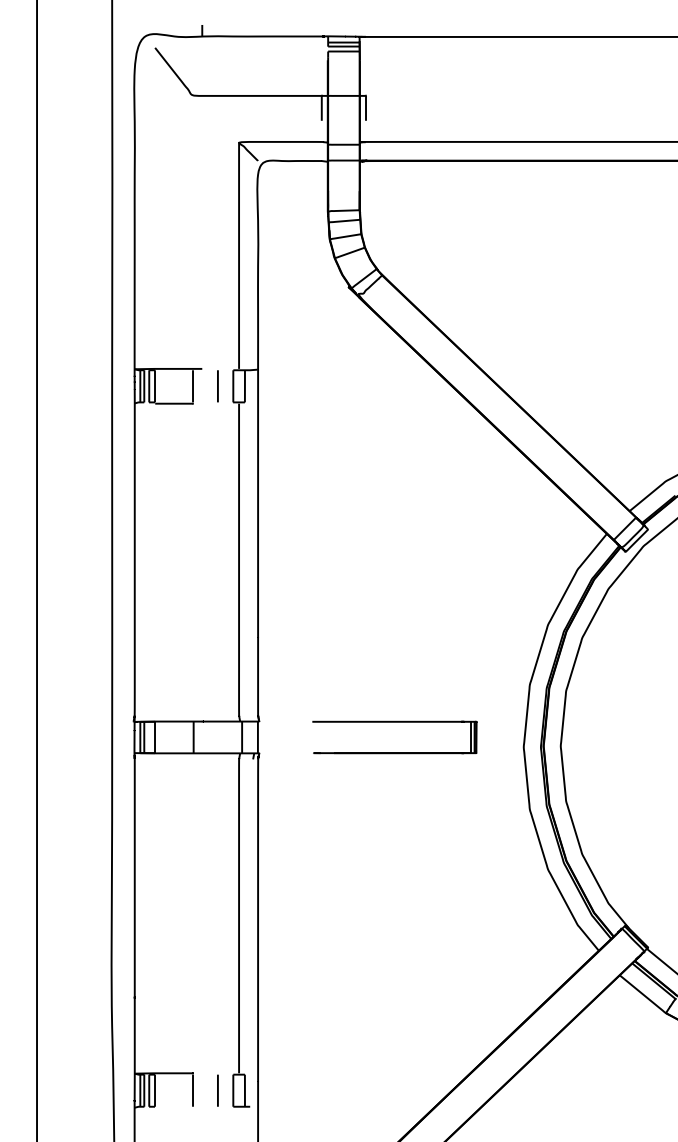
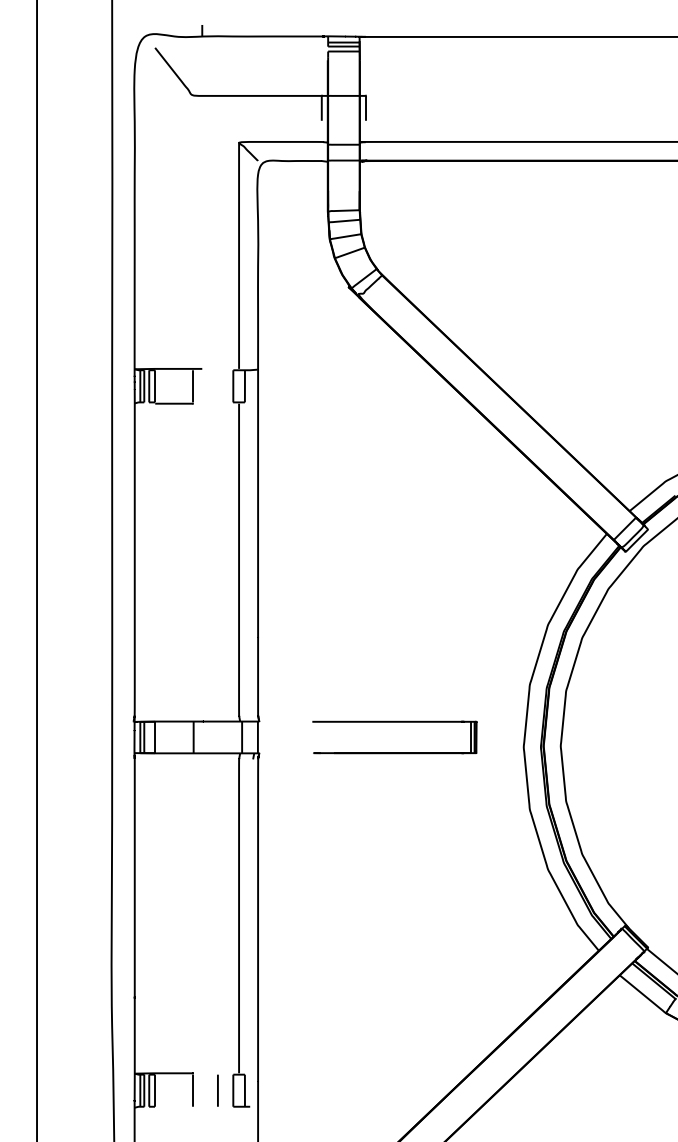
line: present -> none (217, 386)
